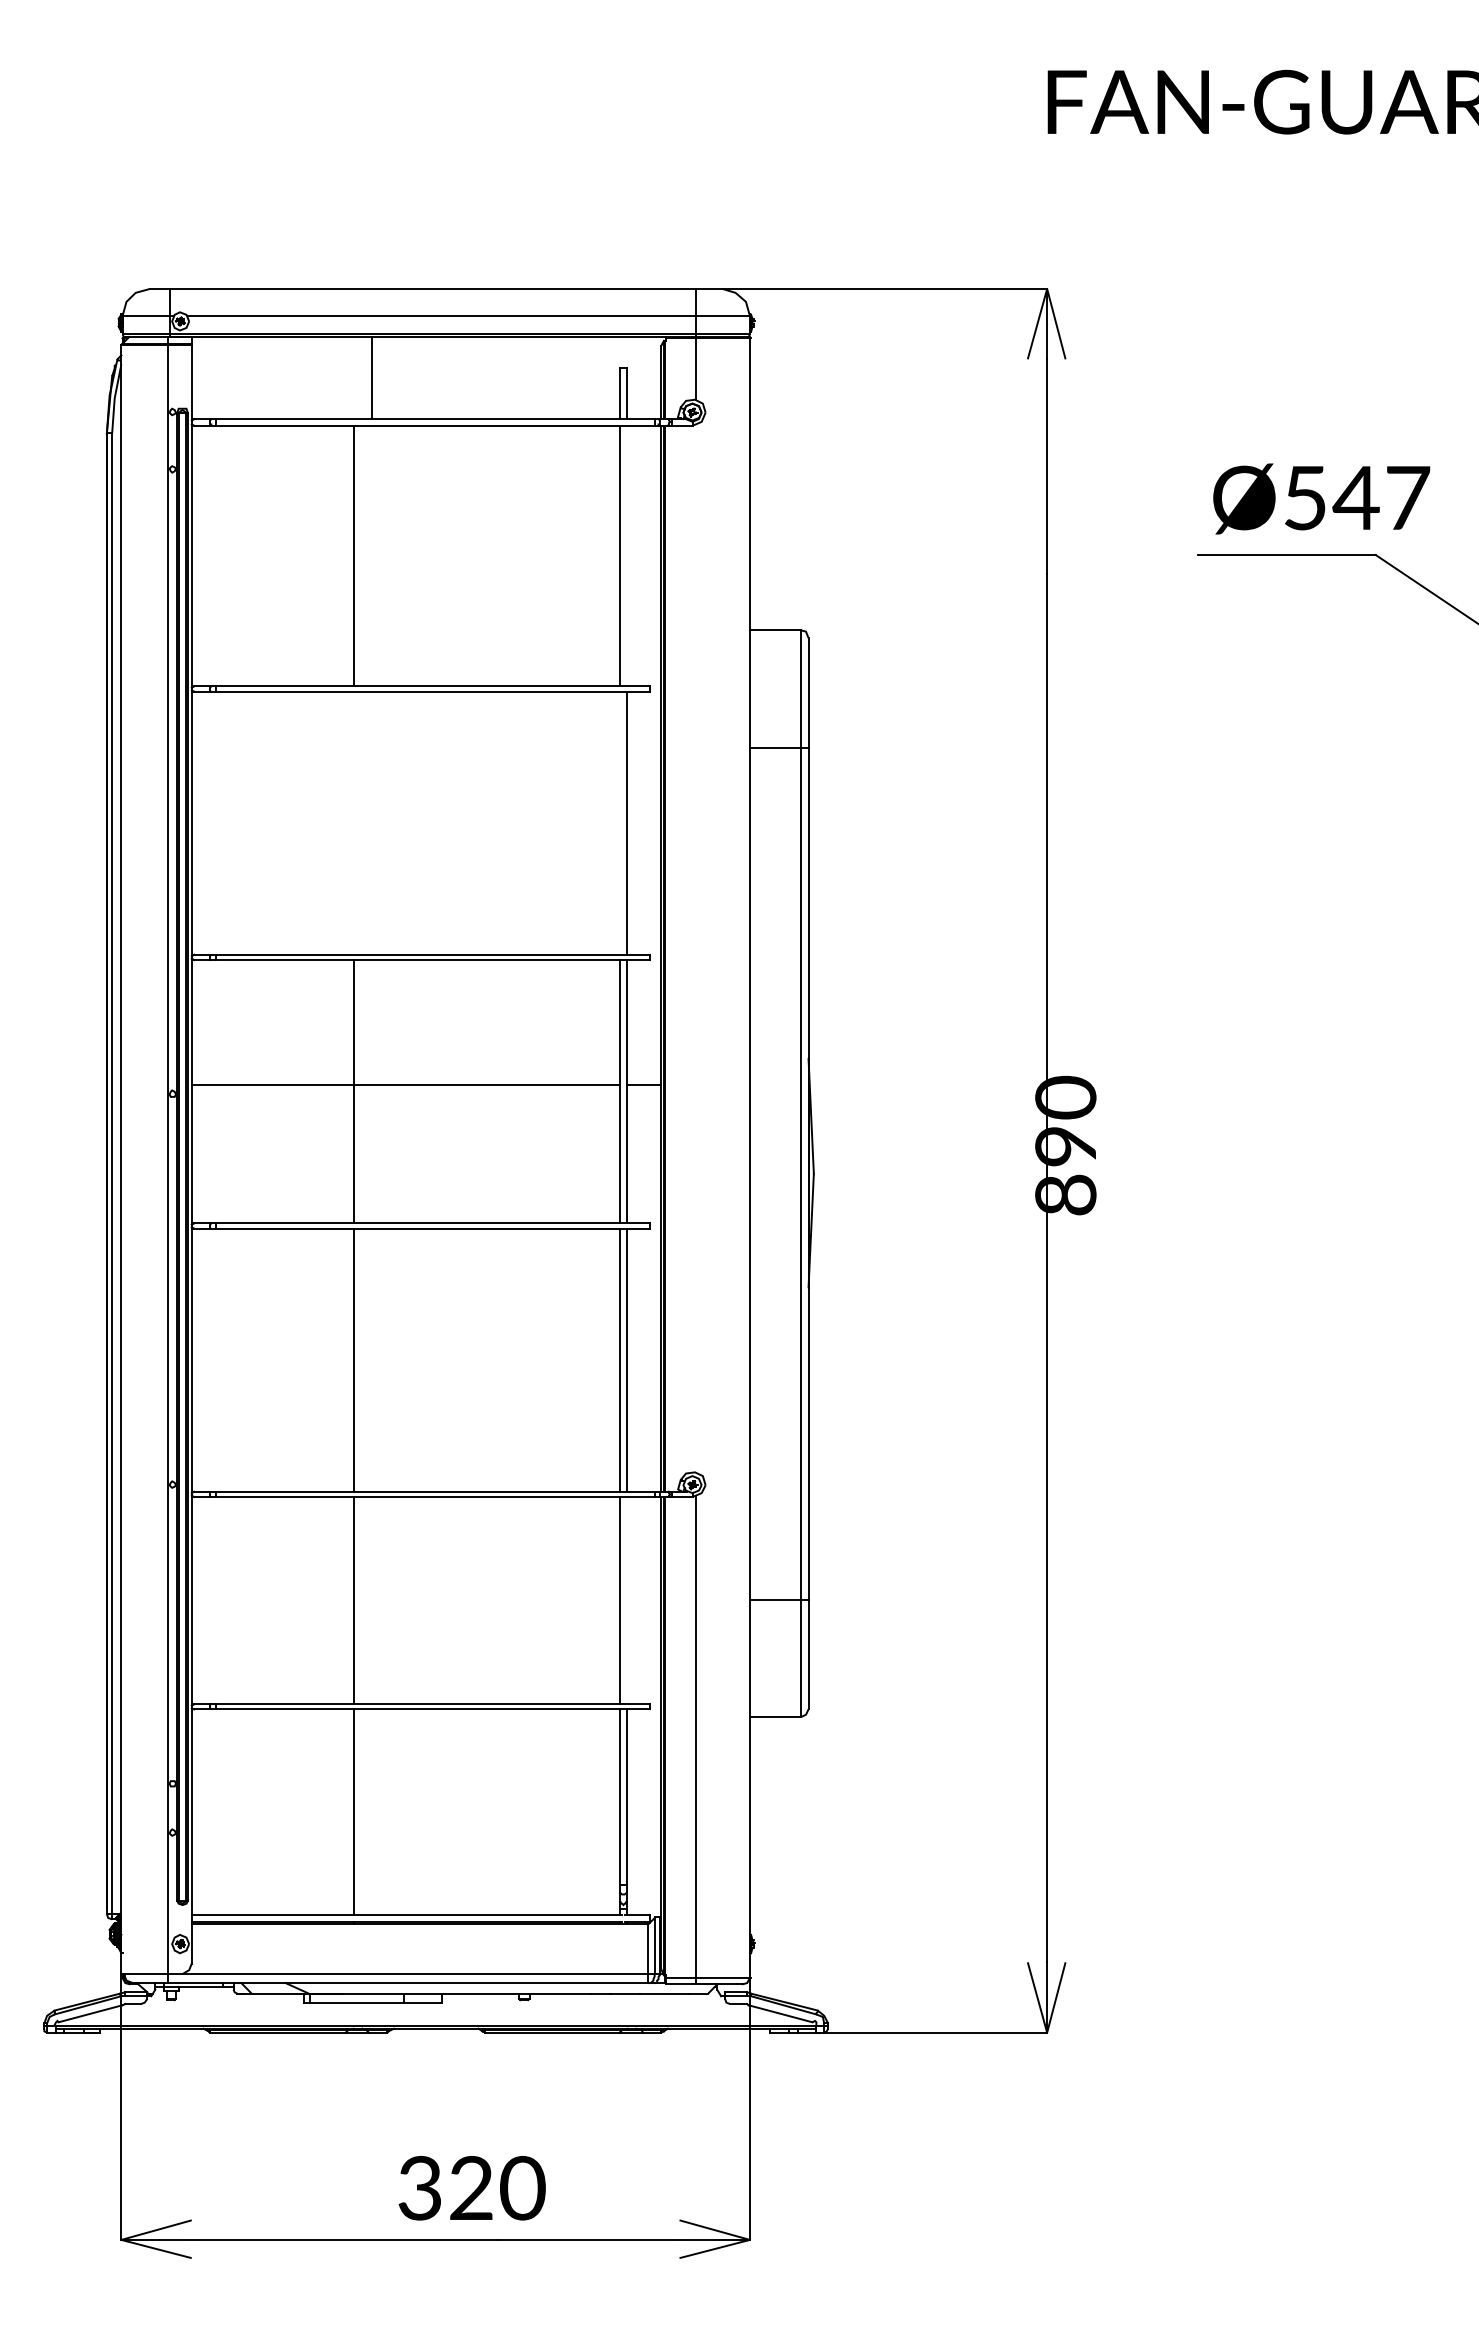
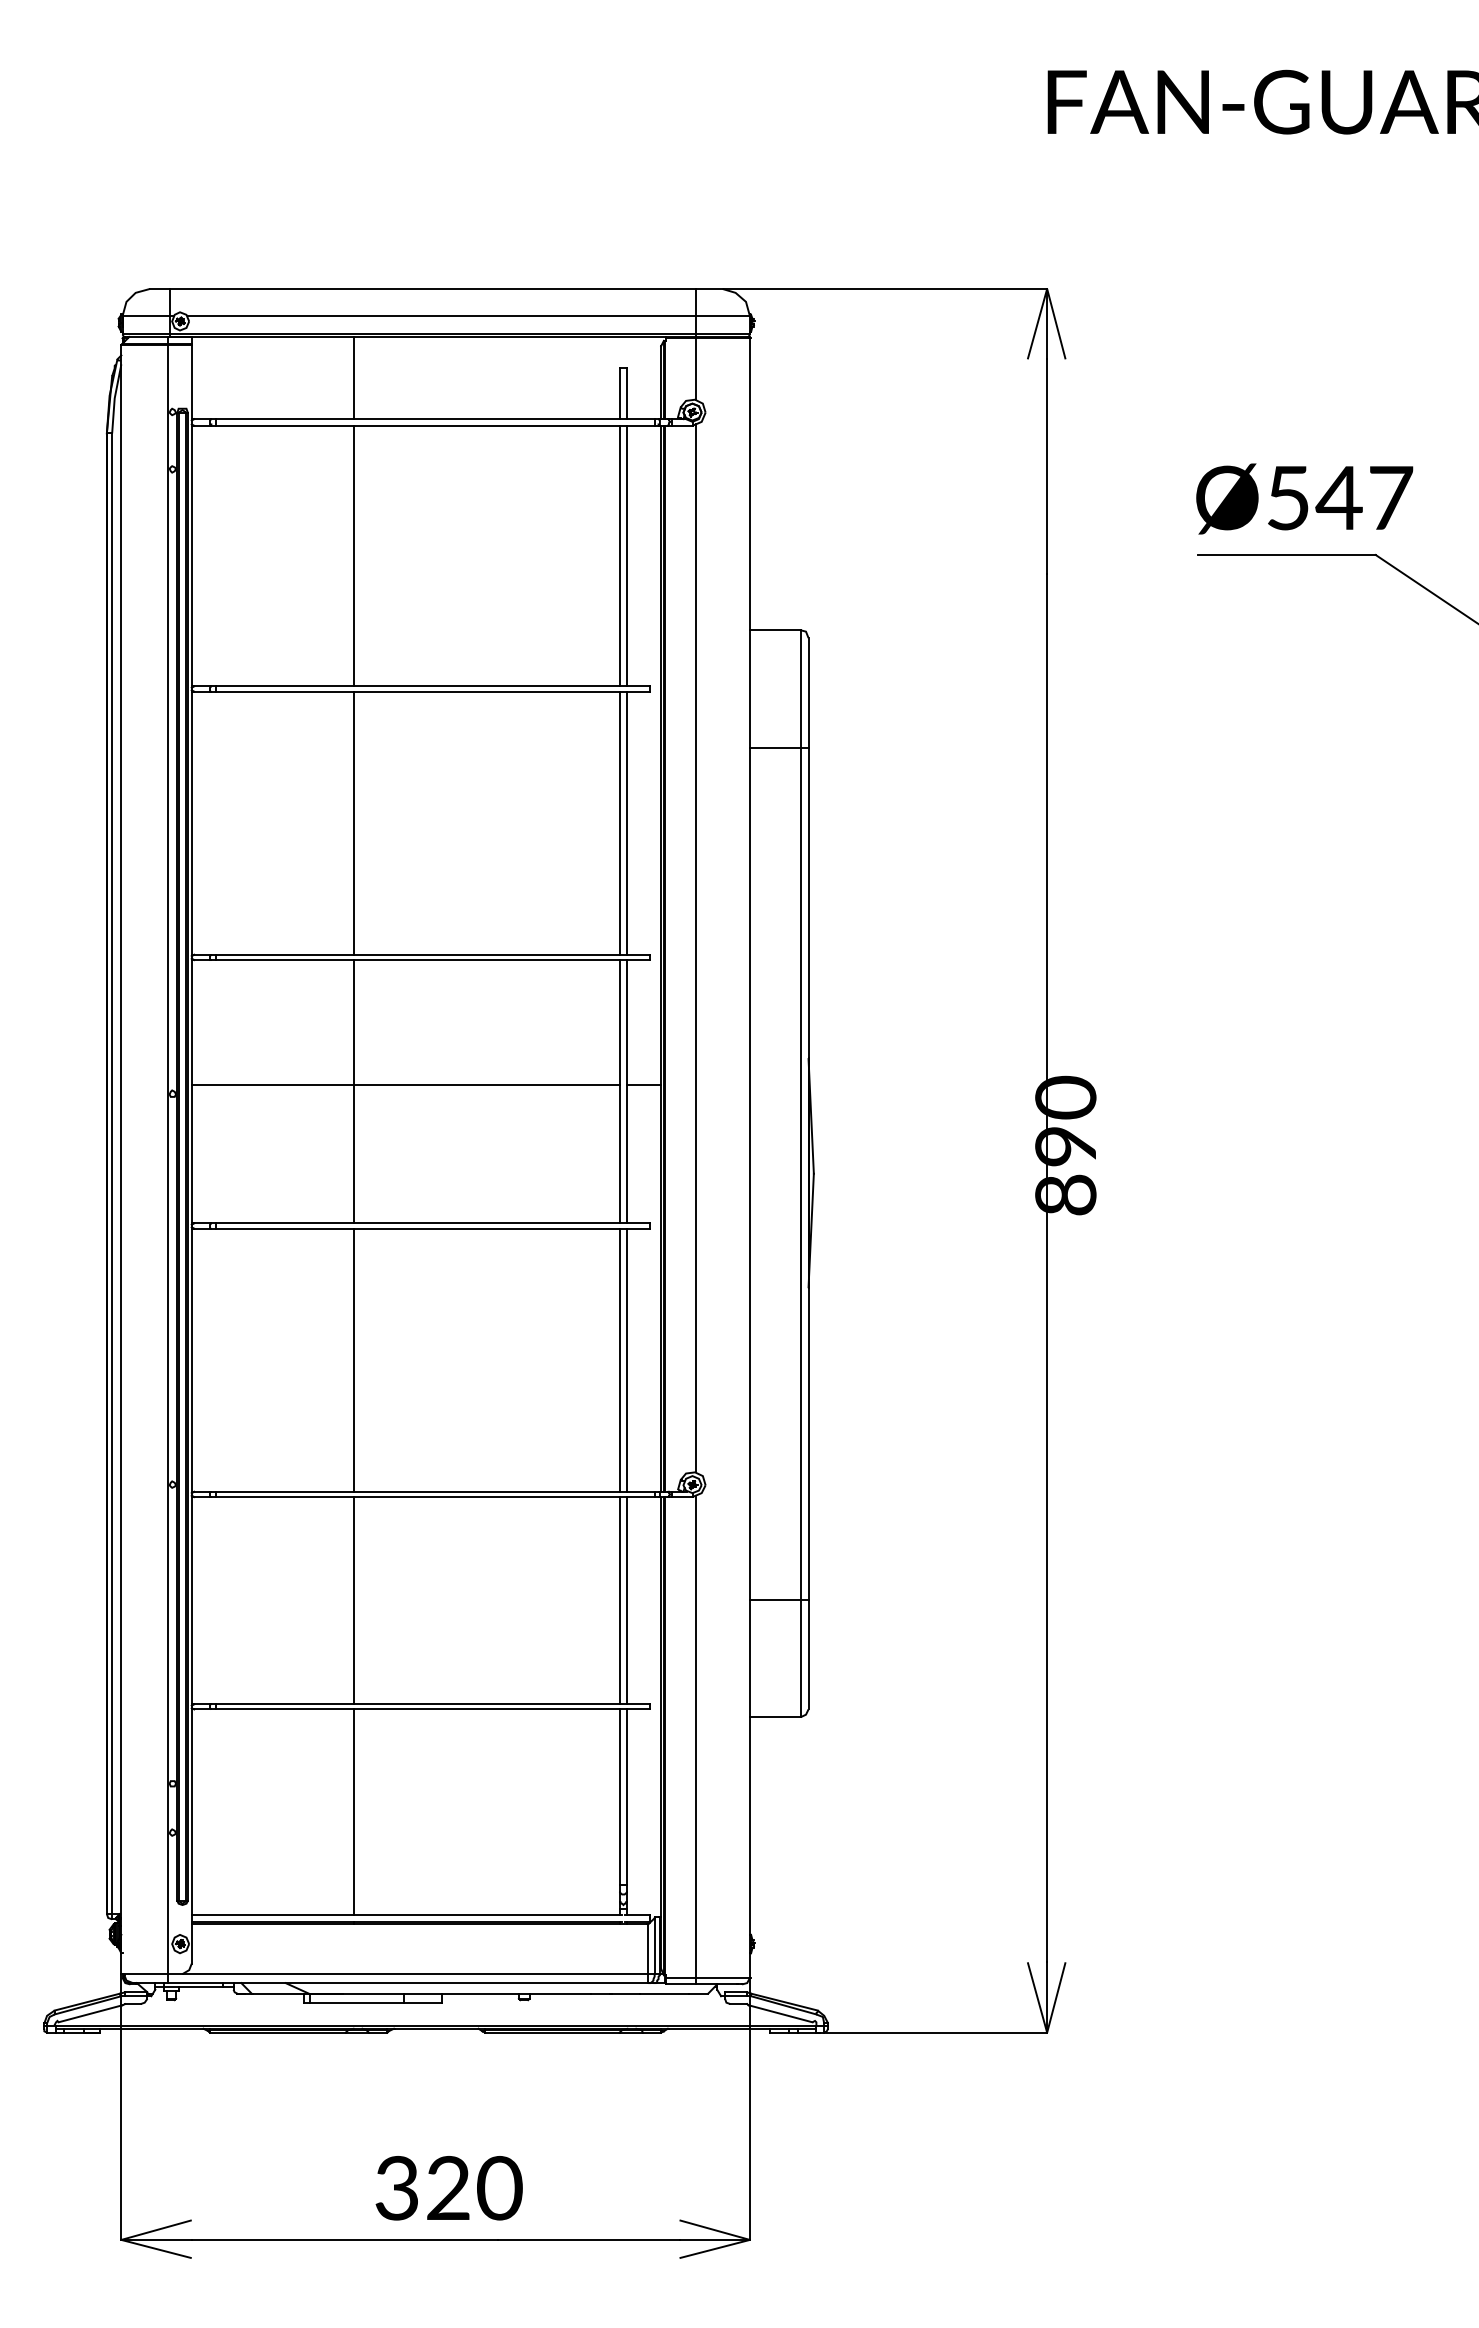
line position: (371, 377) -> (353, 377) (353, 377)
text position: (1321, 498) -> (1304, 498) (1304, 498)
line: none -> present (627, 555)
line: none -> present (353, 822)
line: none -> present (619, 822)
line: none -> present (696, 948)
line: none -> present (627, 1600)
text position: (471, 2188) -> (448, 2188) (448, 2188)
